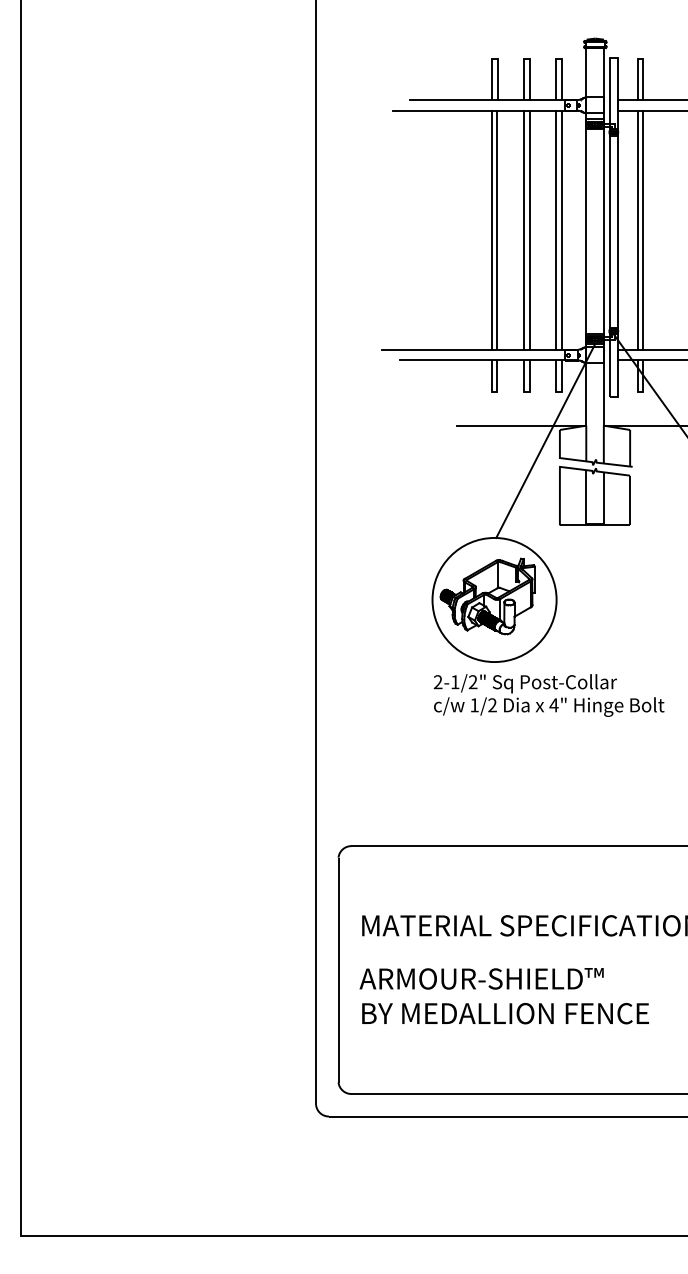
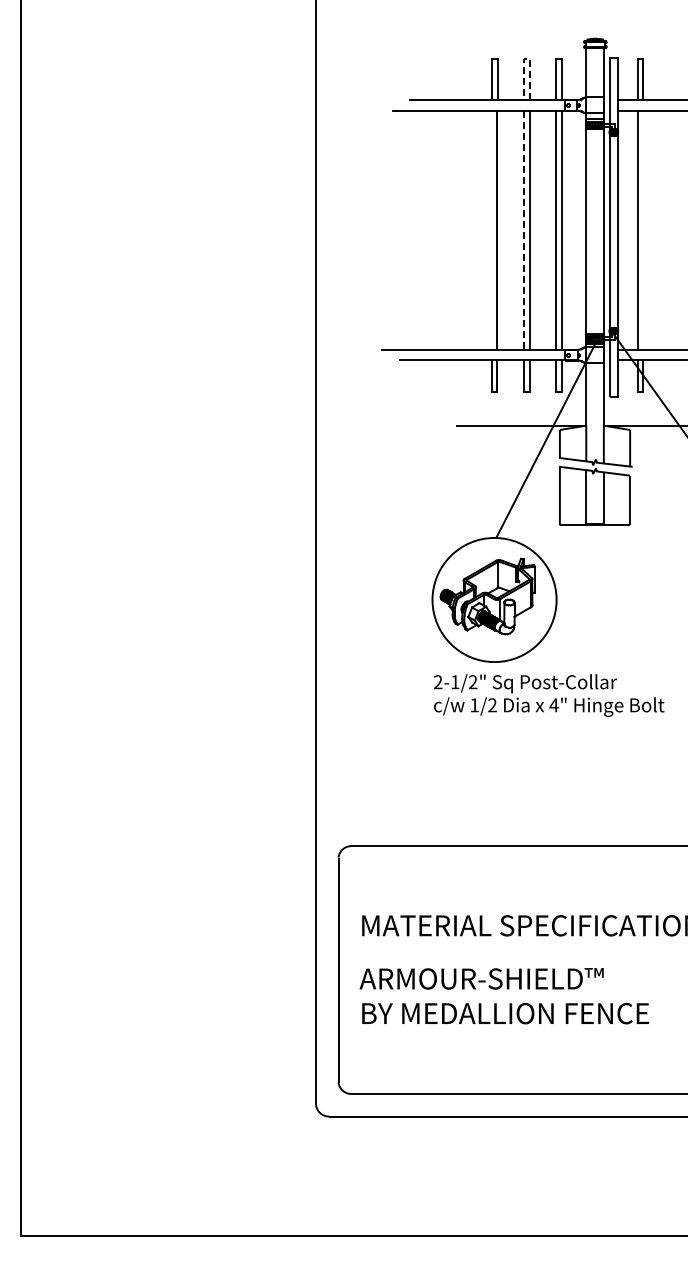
line: solid -> dashed (526, 58)
line: present -> none (492, 229)
line: present -> none (643, 229)
line: solid -> dashed (524, 230)
